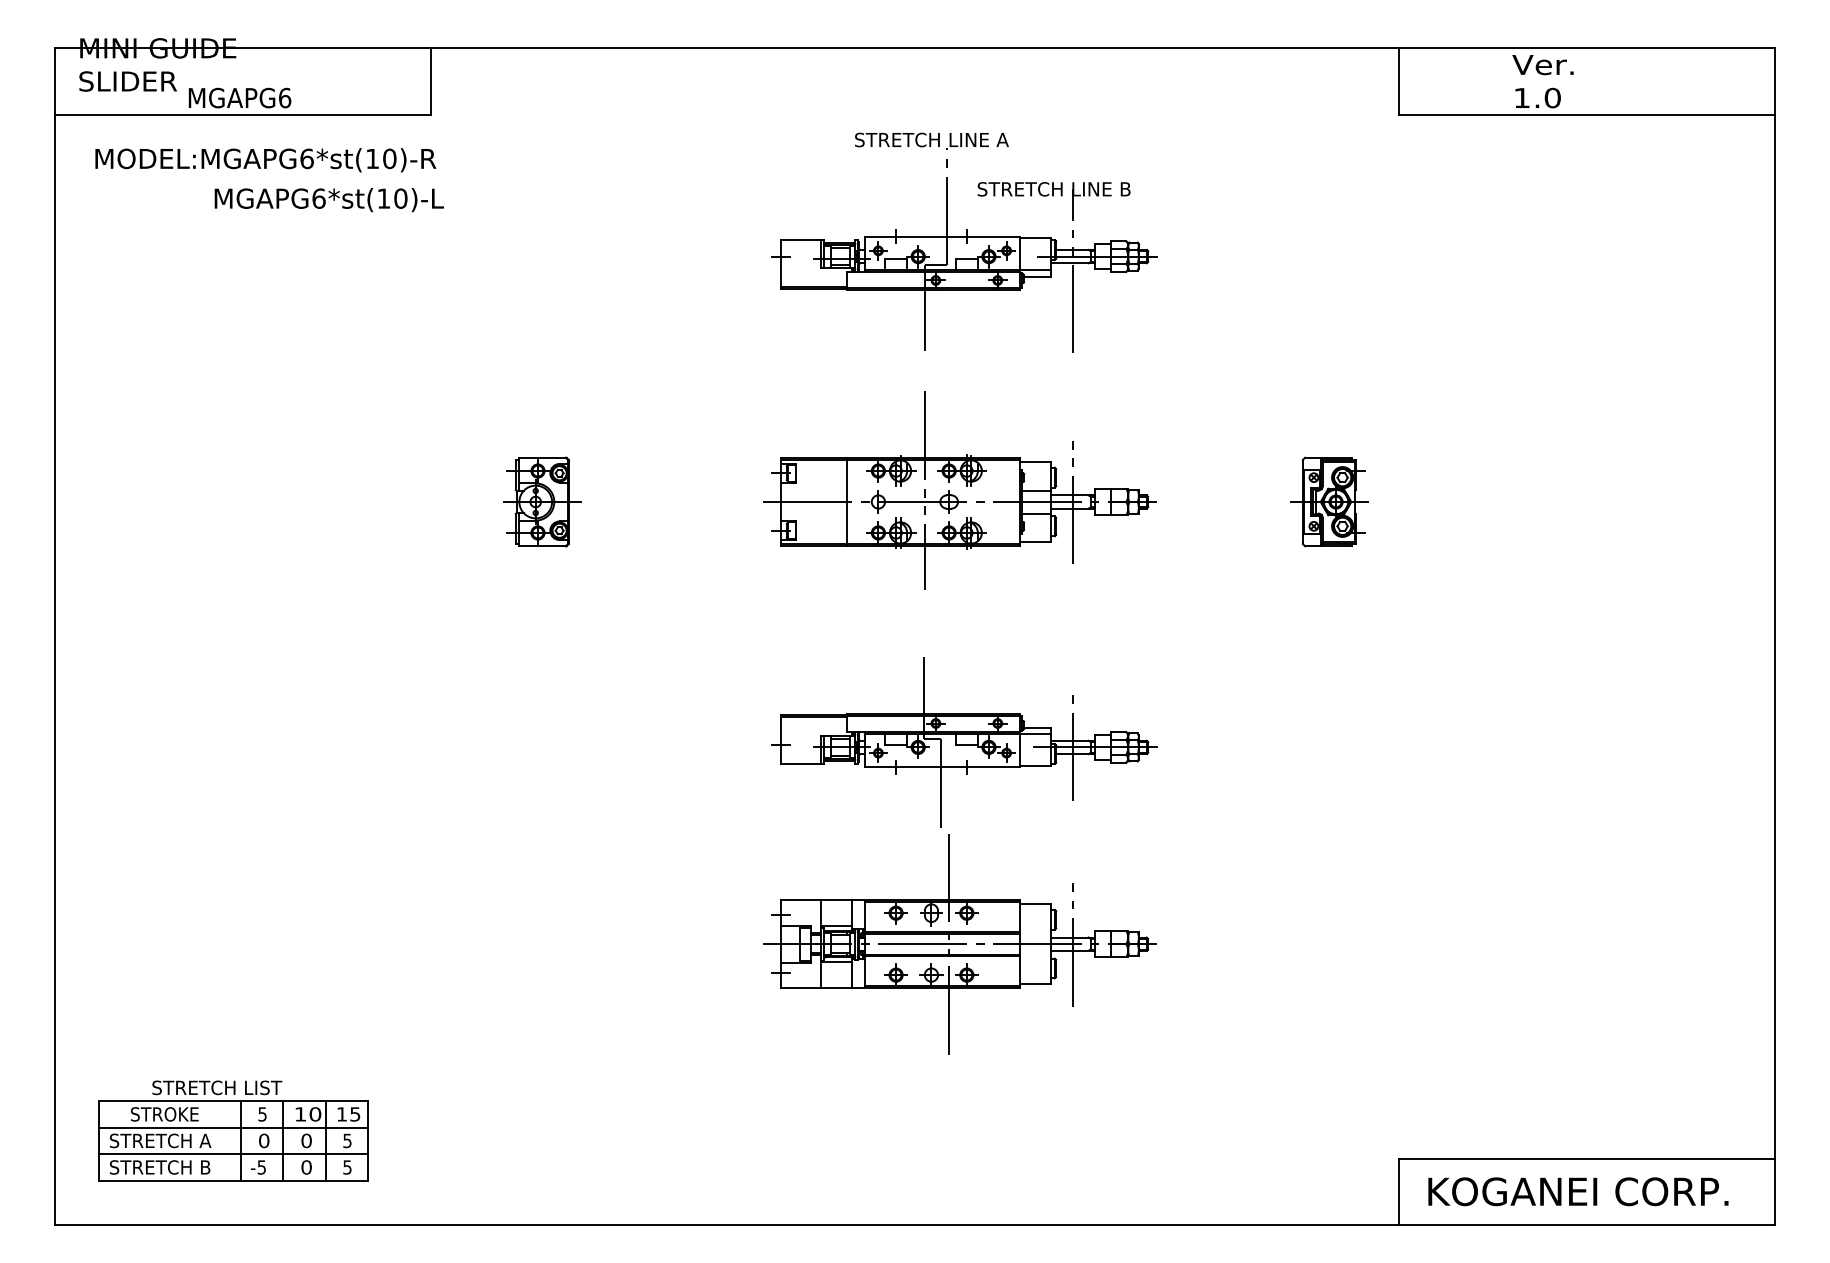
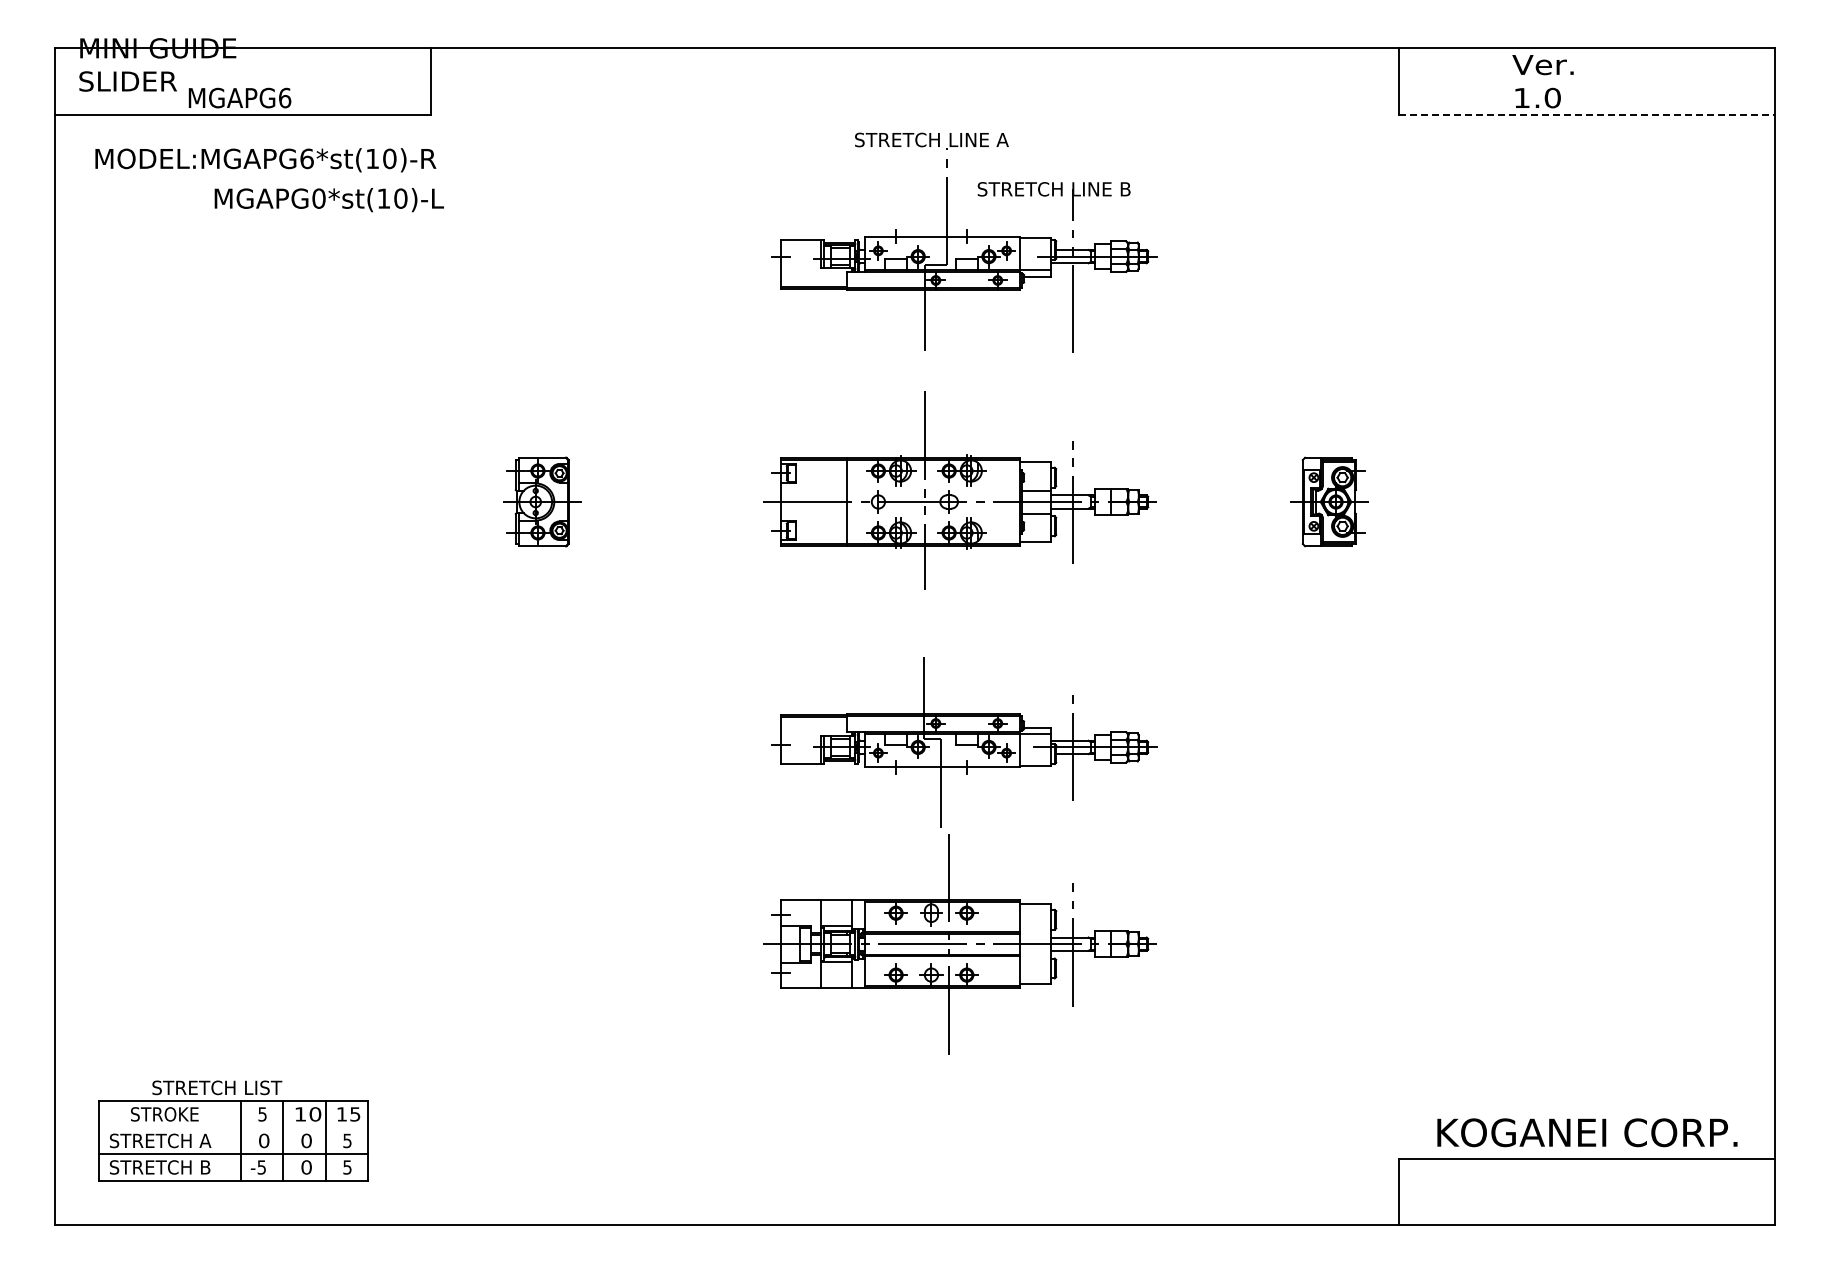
line: solid -> dashed (1587, 114)
text: MGAPG6*st(10)-L -> MGAPG0*st(10)-L (318, 198)
line: present -> none (233, 1127)
text position: (1578, 1191) -> (1587, 1132) (1587, 1132)
